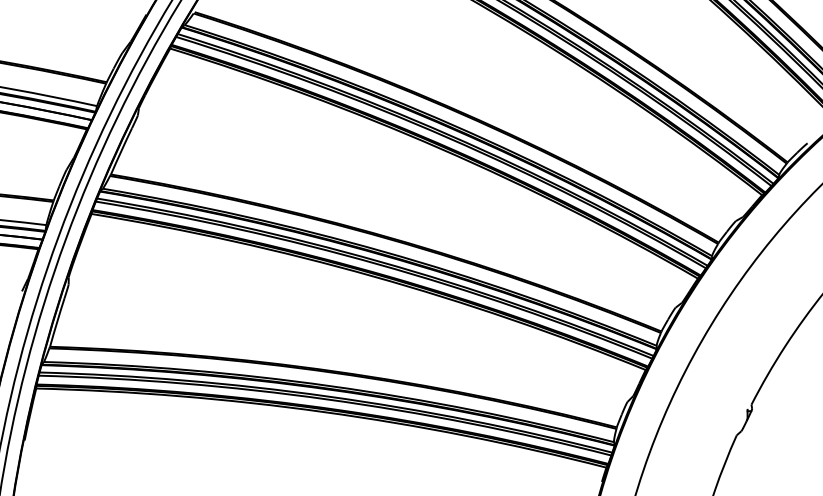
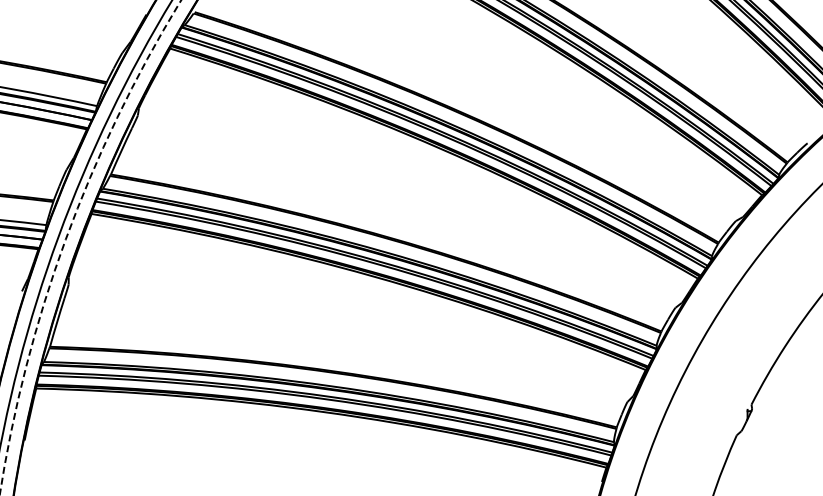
circle: solid -> dashed (90, 246)
